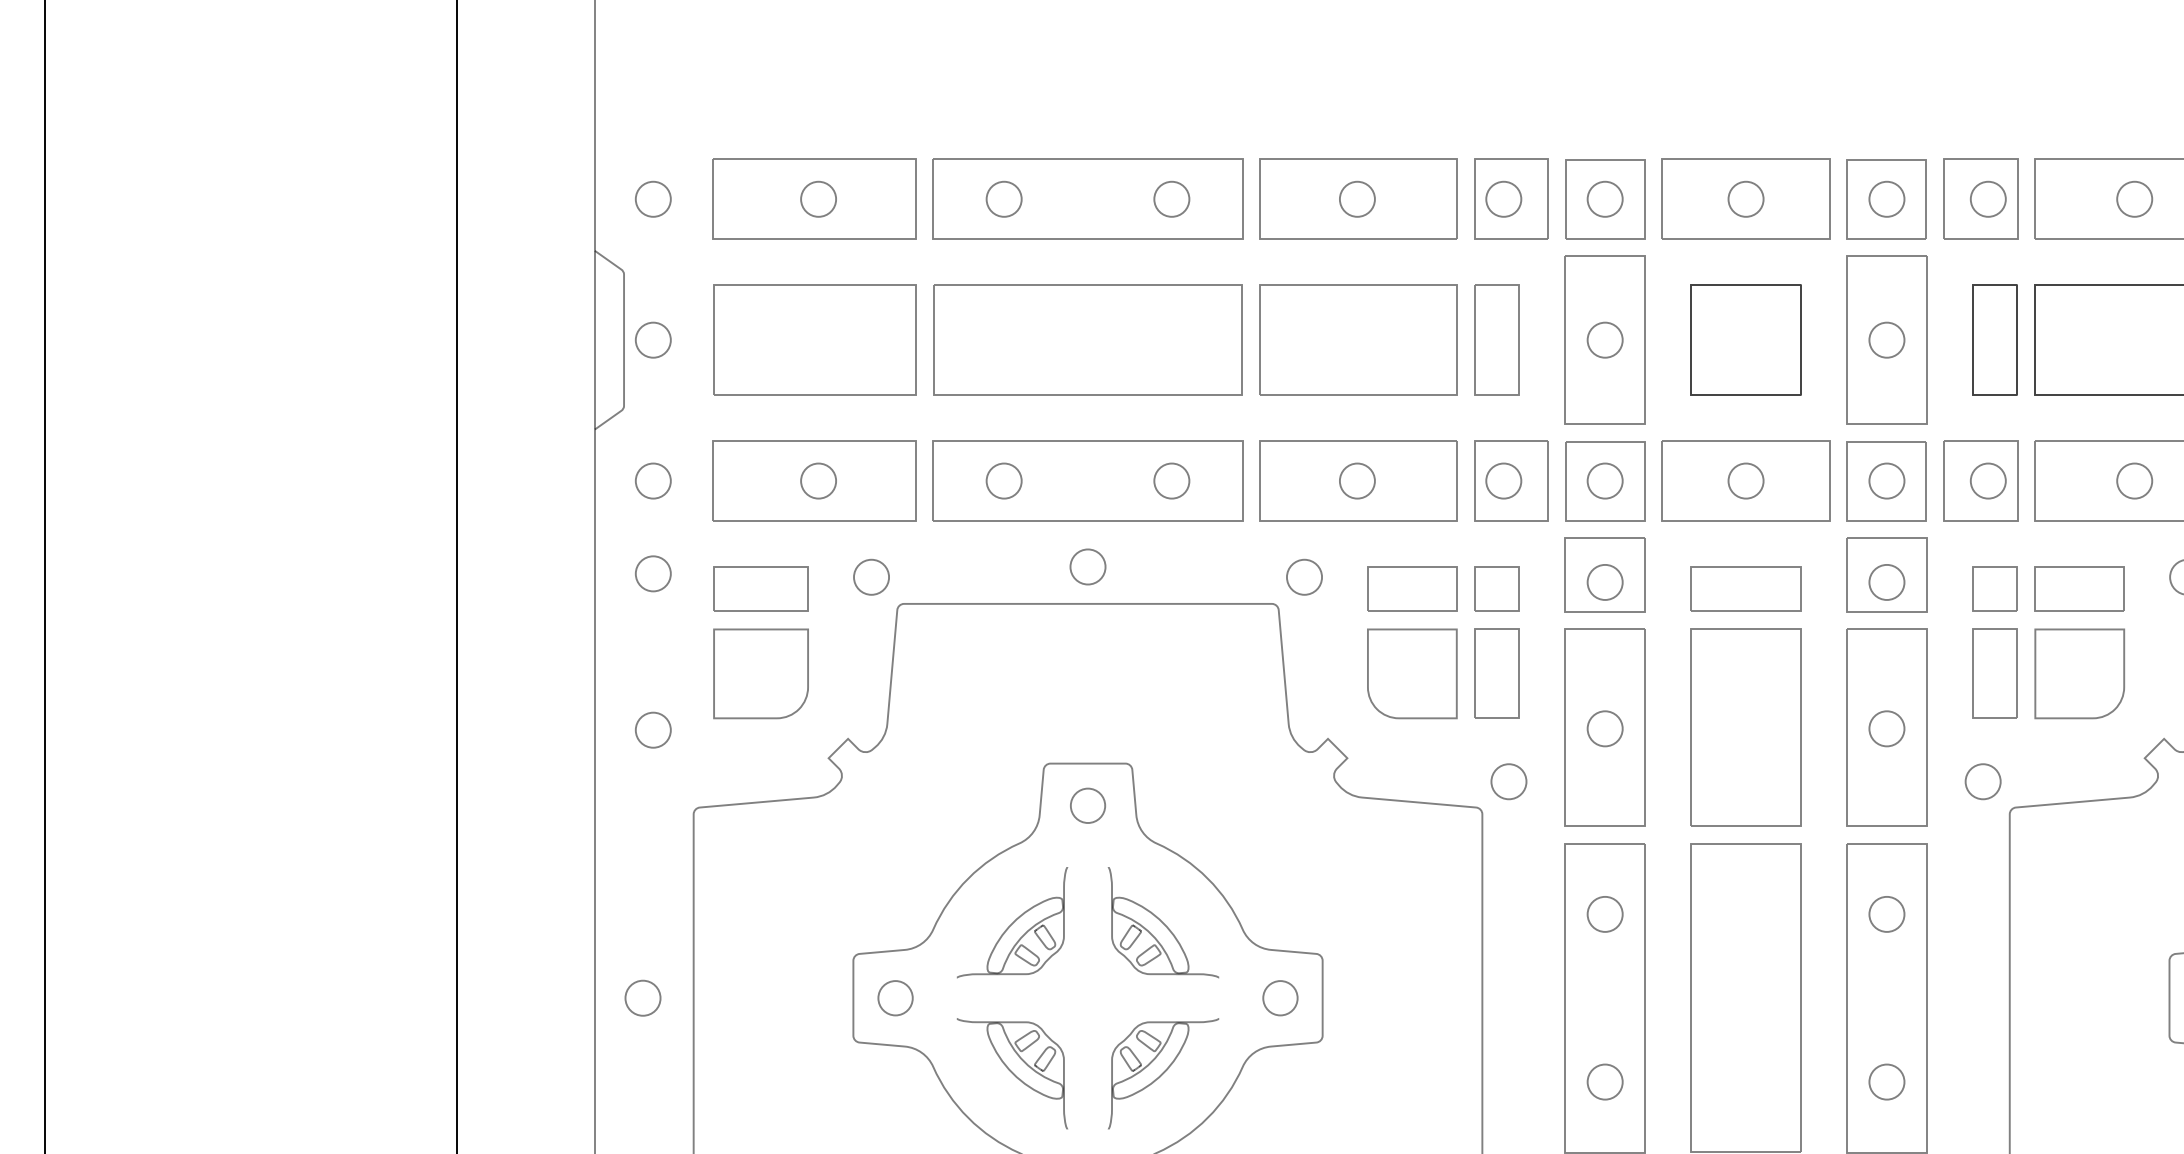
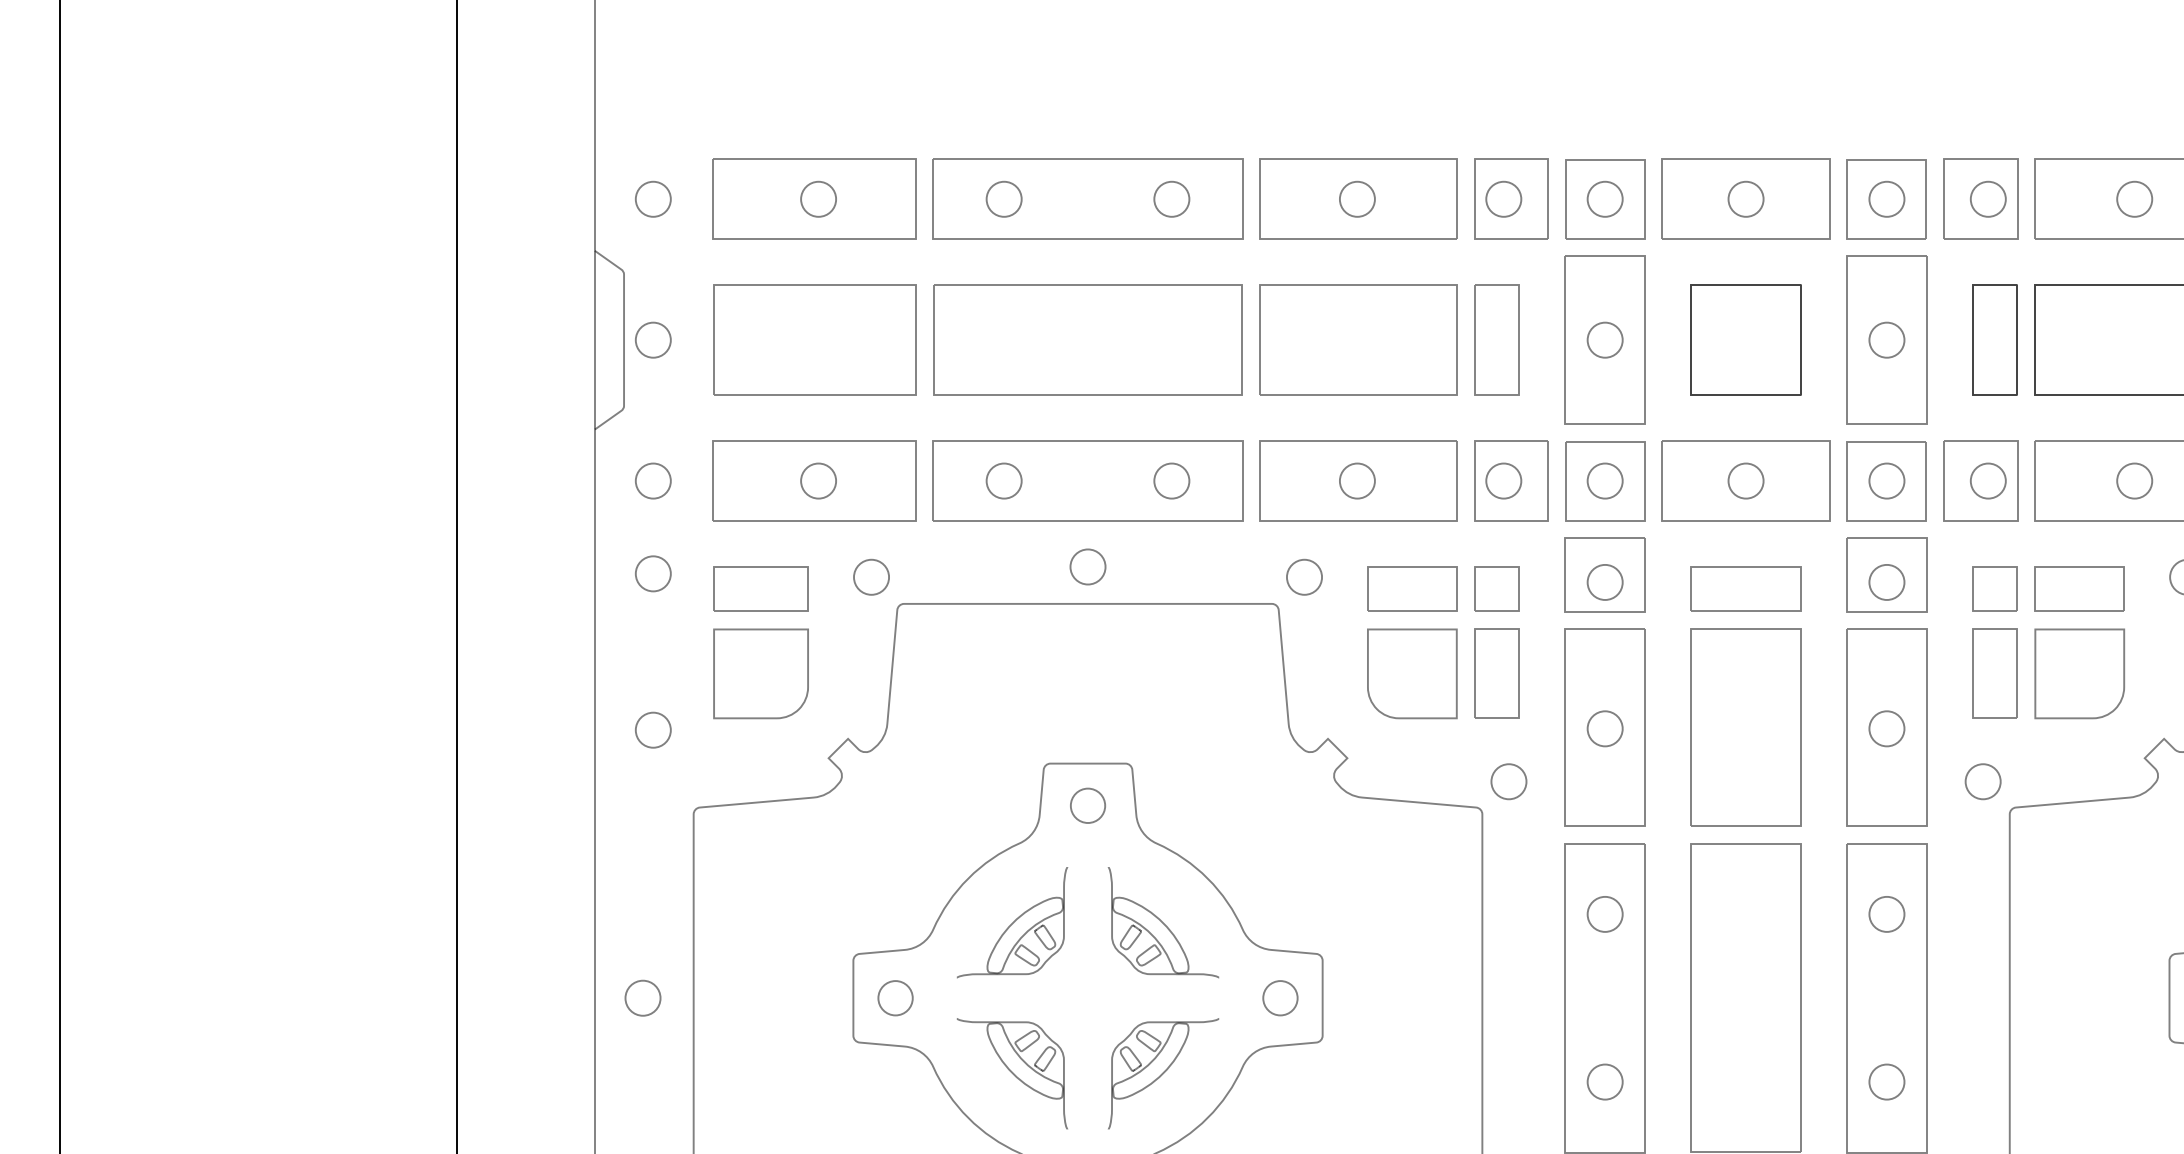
line position: (45, 576) -> (60, 576) (60, 576)
